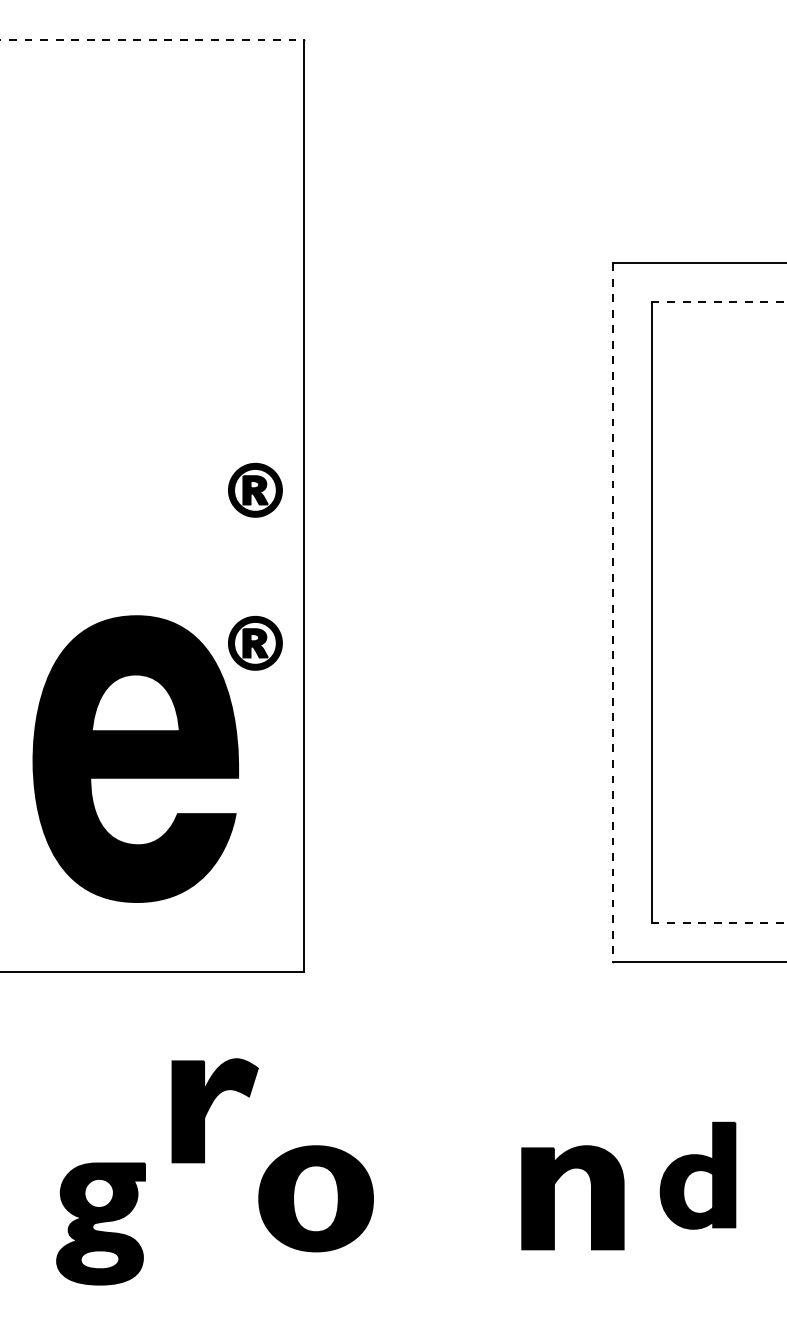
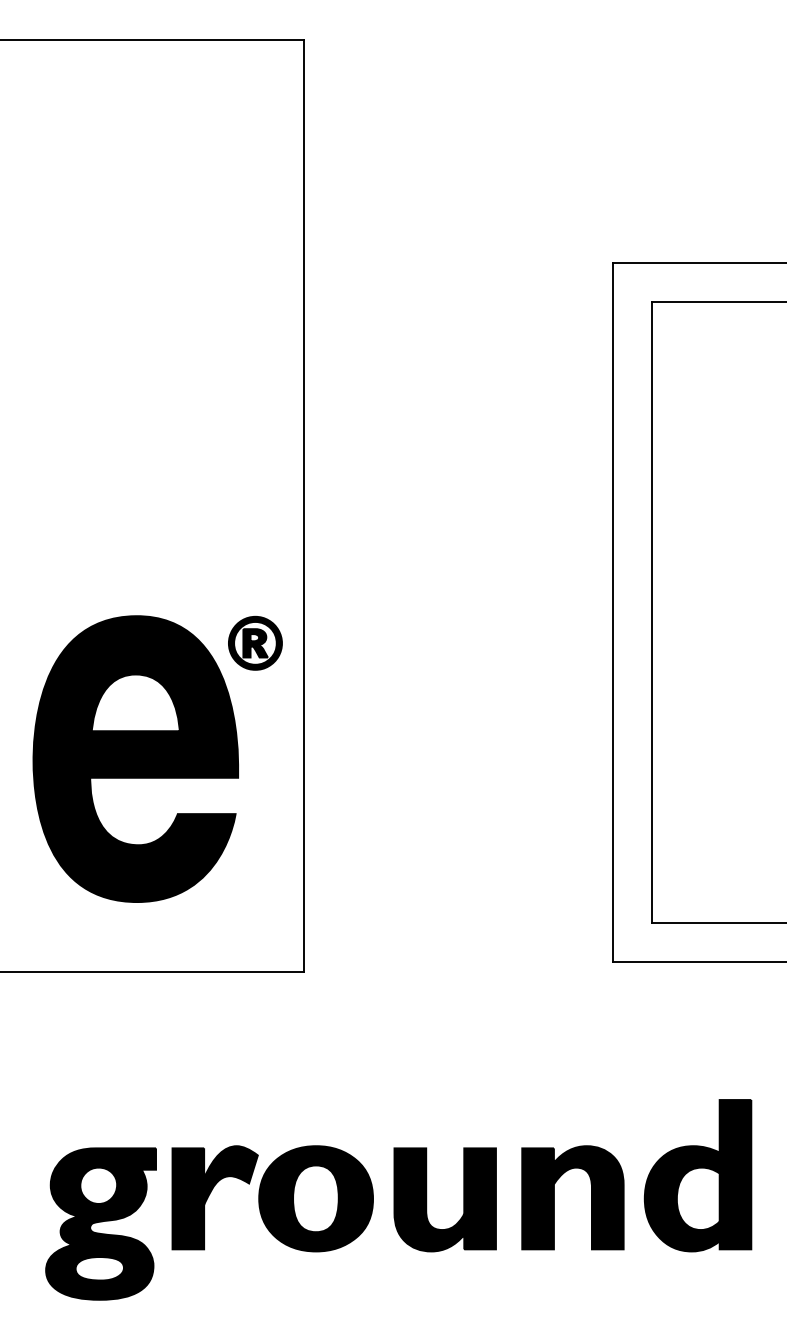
line: dashed -> solid (152, 40)
line: dashed -> solid (718, 302)
part: present -> none (255, 489)
line: dashed -> solid (612, 613)
line: dashed -> solid (719, 923)
part position: (214, 1110) -> (214, 1197) (214, 1197)
part size: 78x109 px -> 110x154 px (697, 1175)
part: none -> present (427, 1199)
part size: 90x124 px -> 112x154 px (100, 1223)
